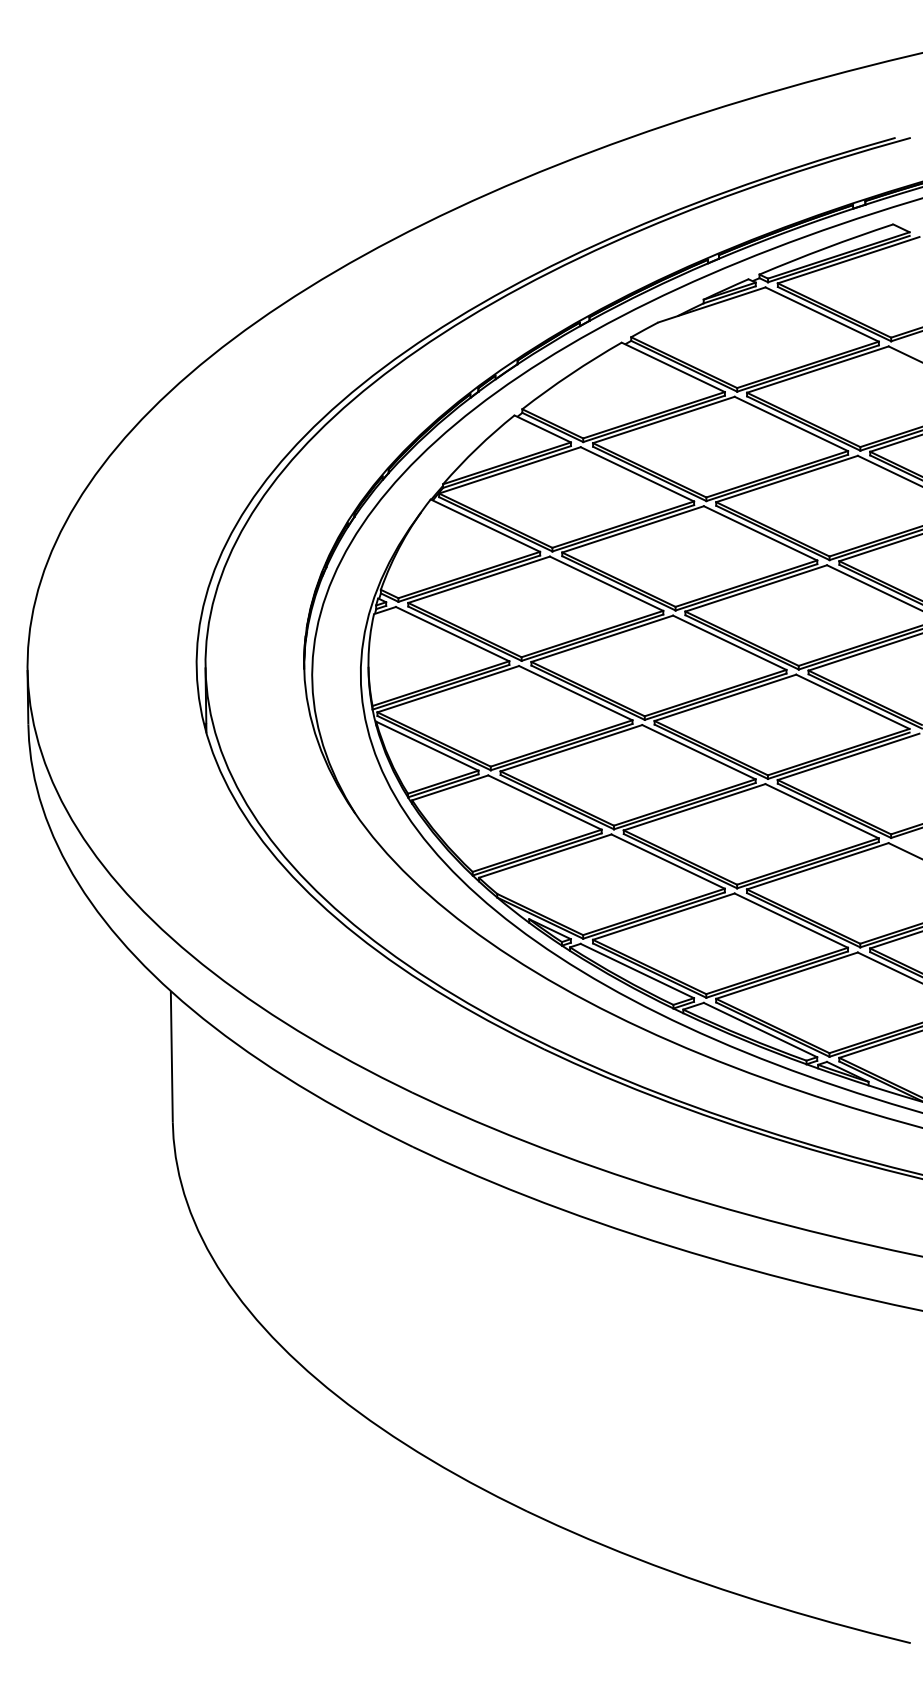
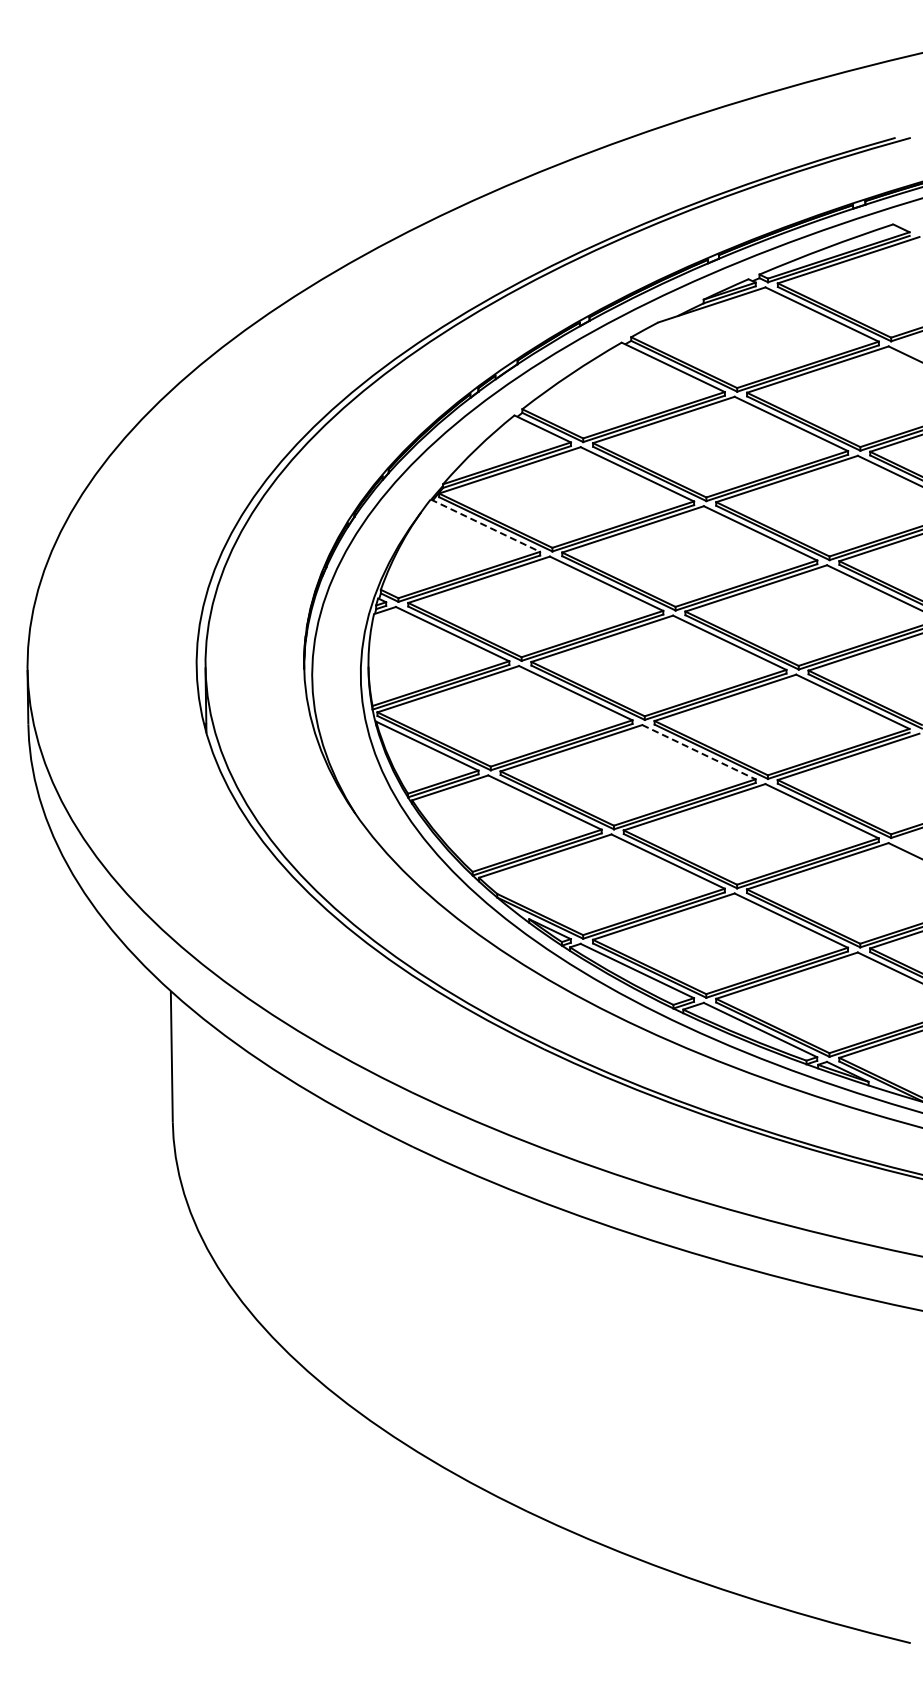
line: solid -> dashed (485, 525)
line: solid -> dashed (698, 752)
